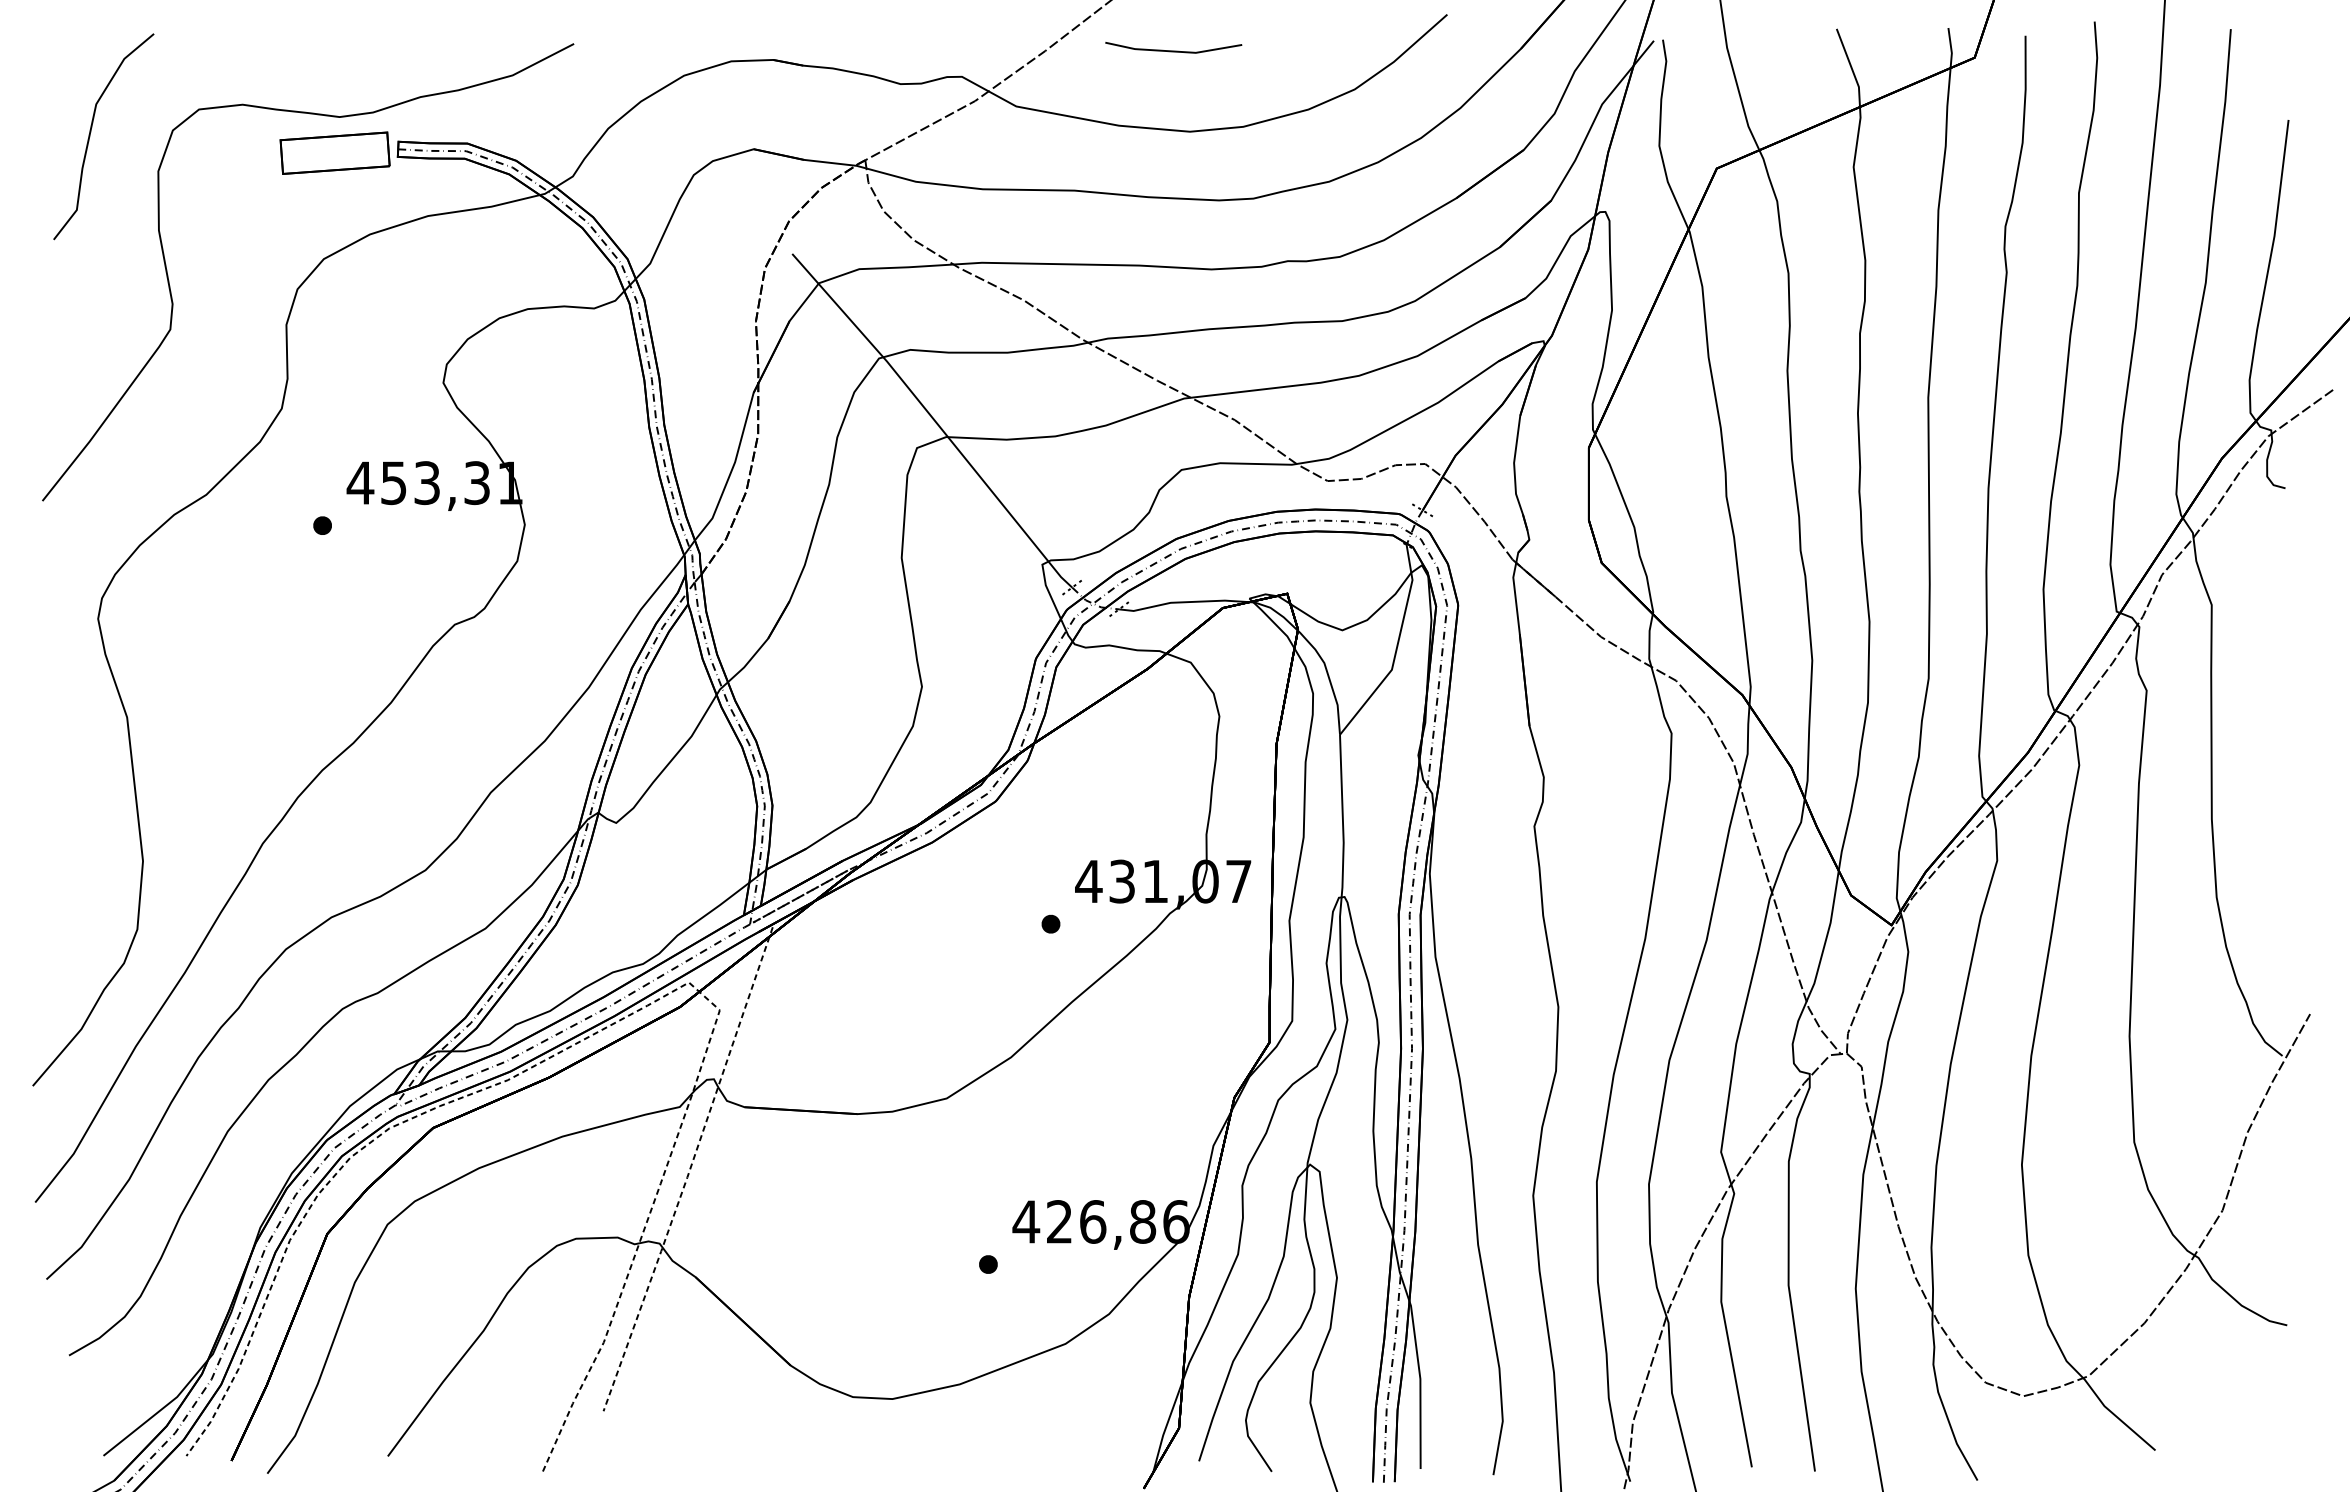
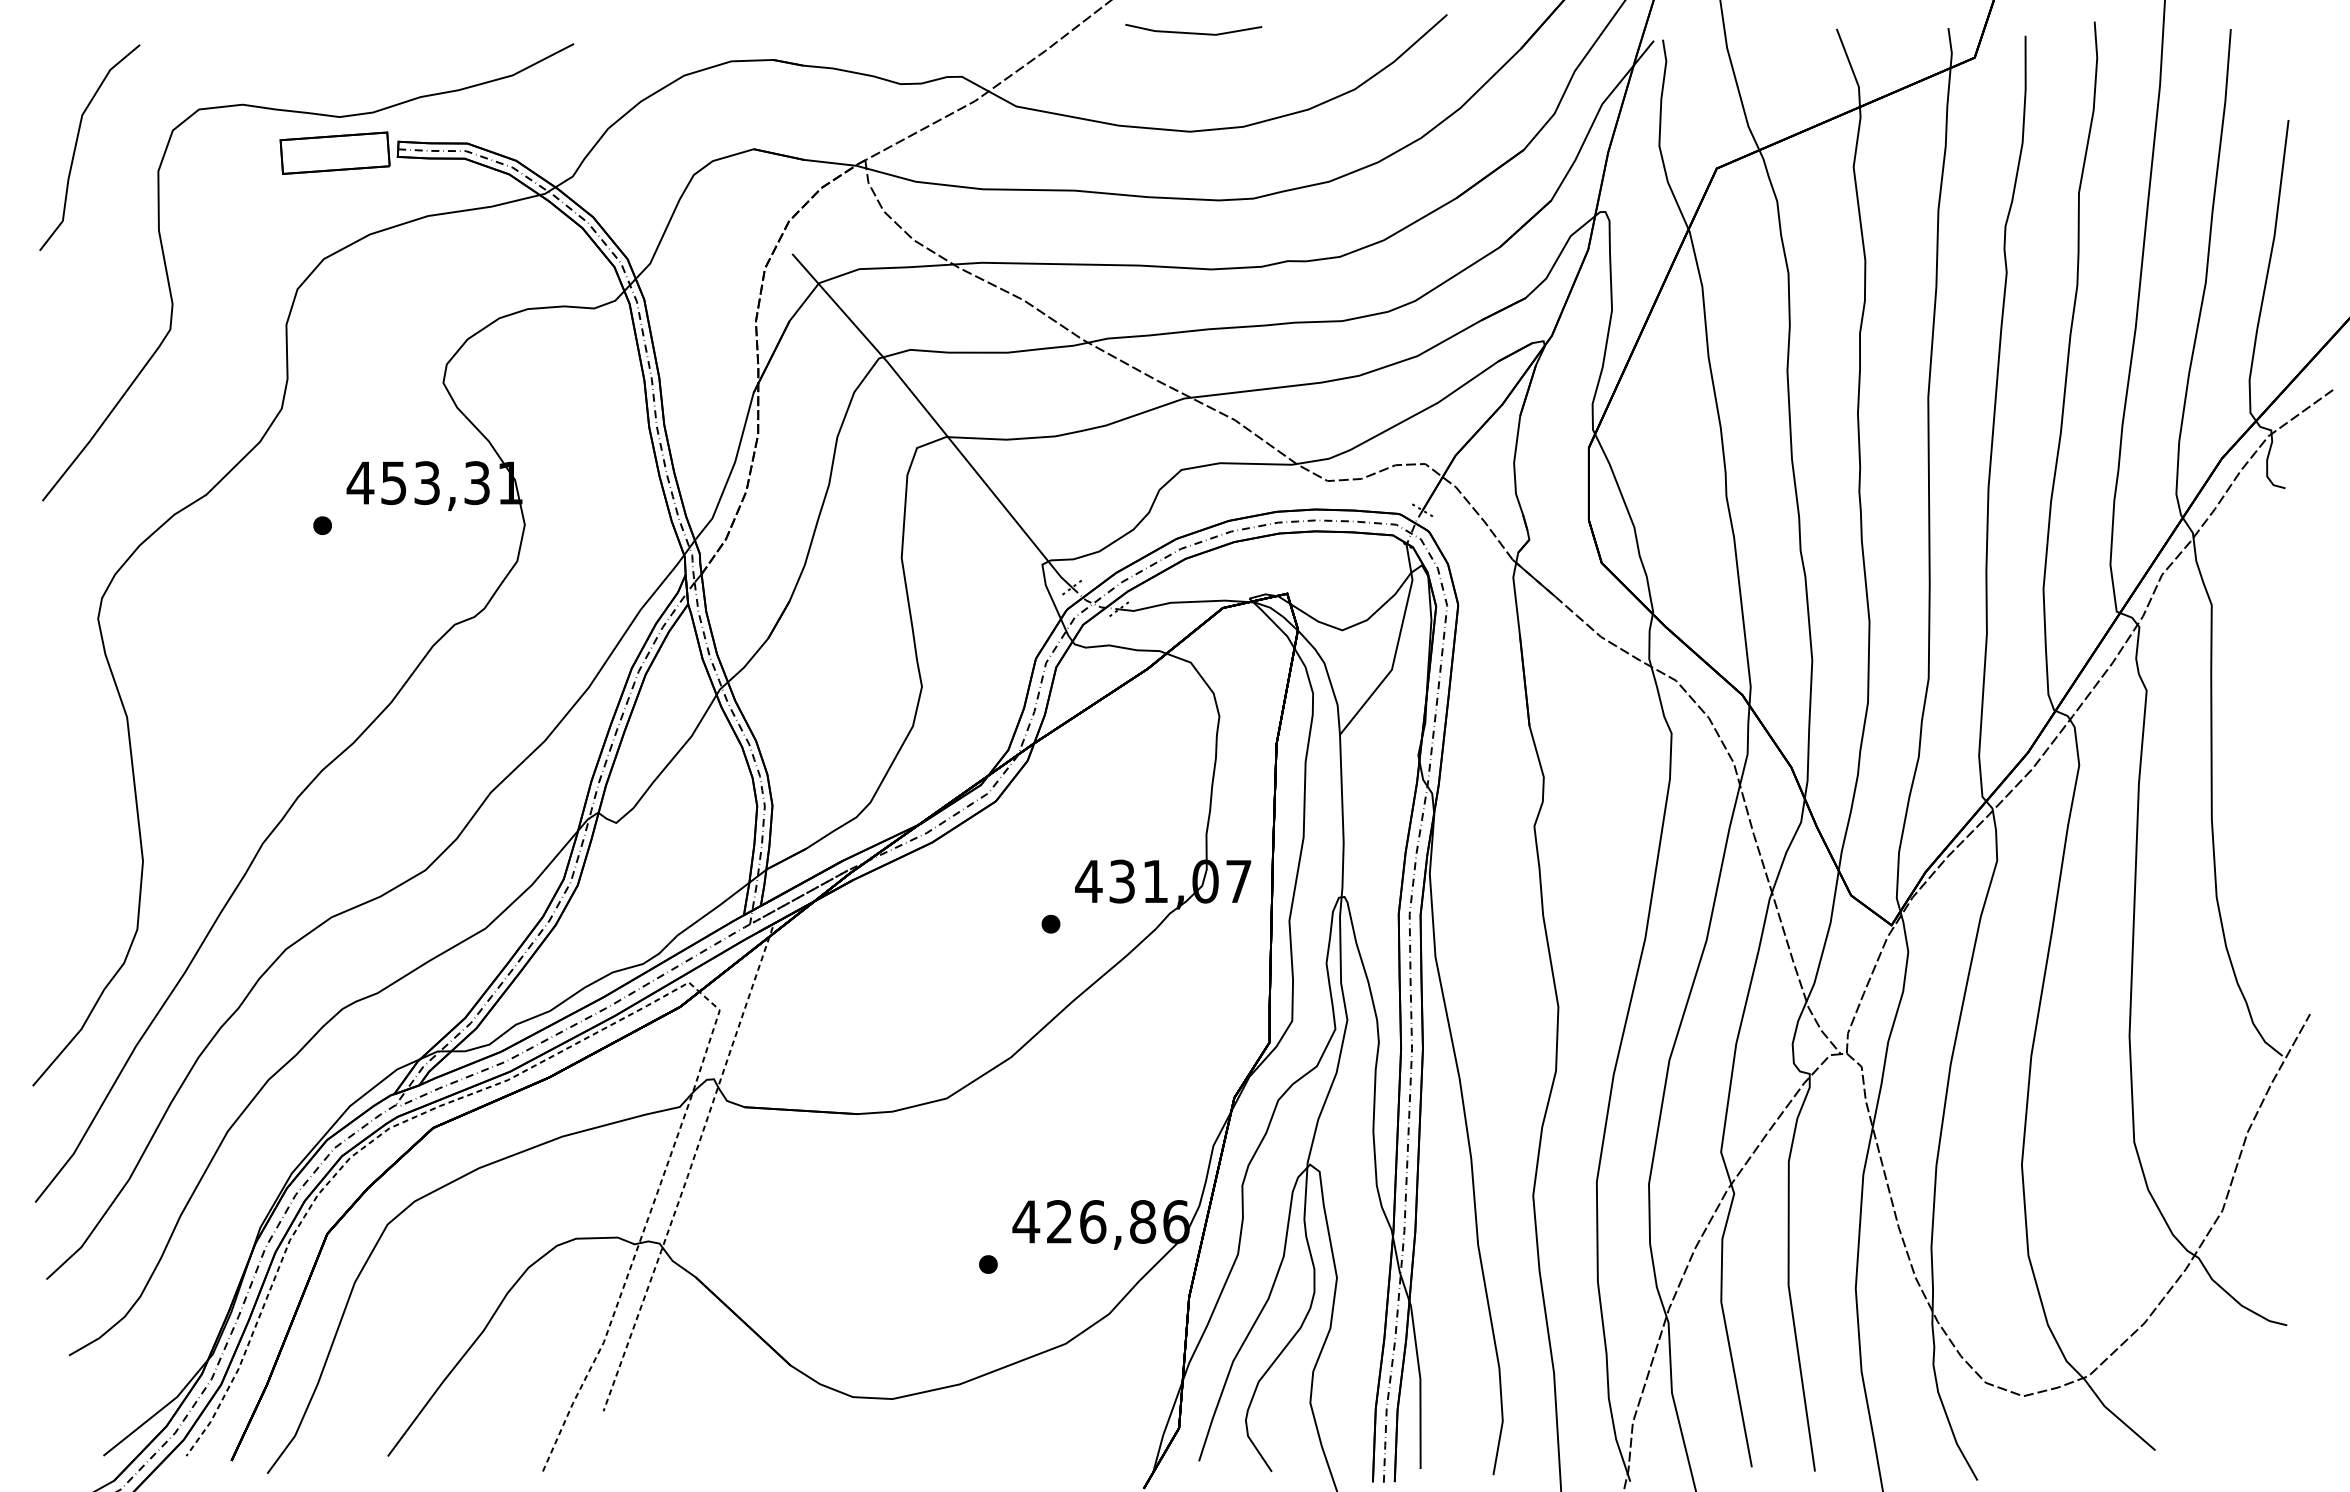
line position: (1173, 50) -> (1193, 32) (1193, 32)
curve position: (91, 132) -> (77, 143) (77, 143)
